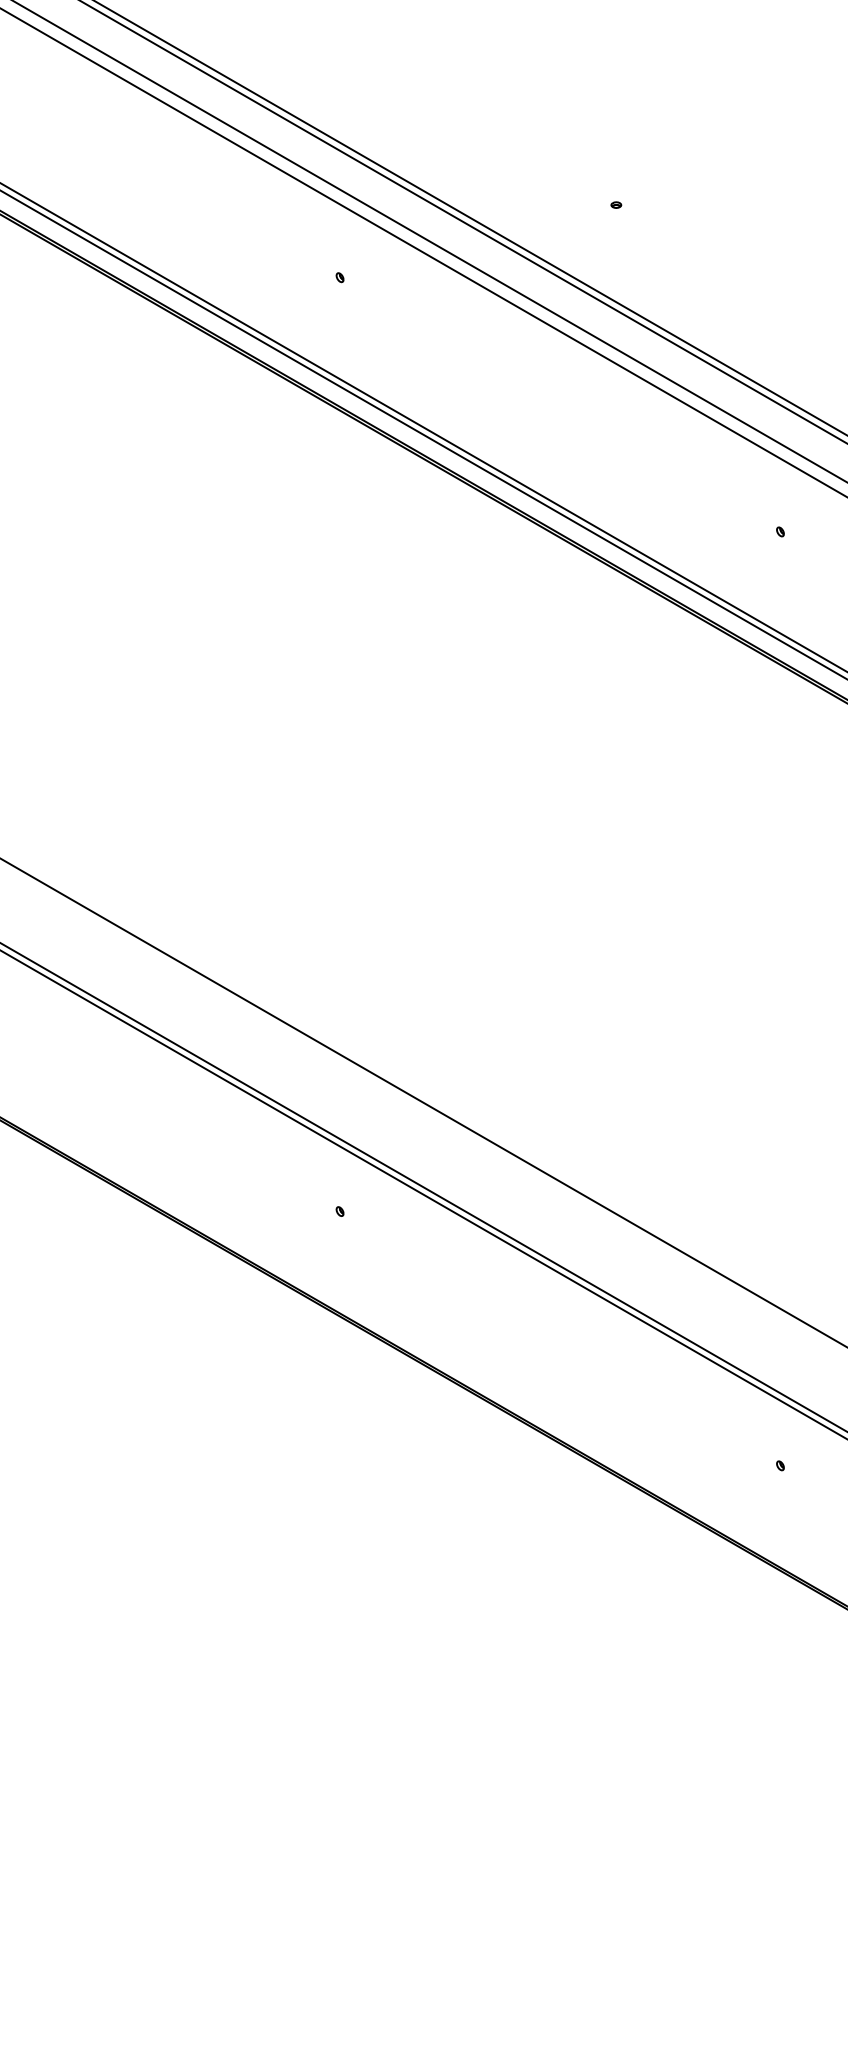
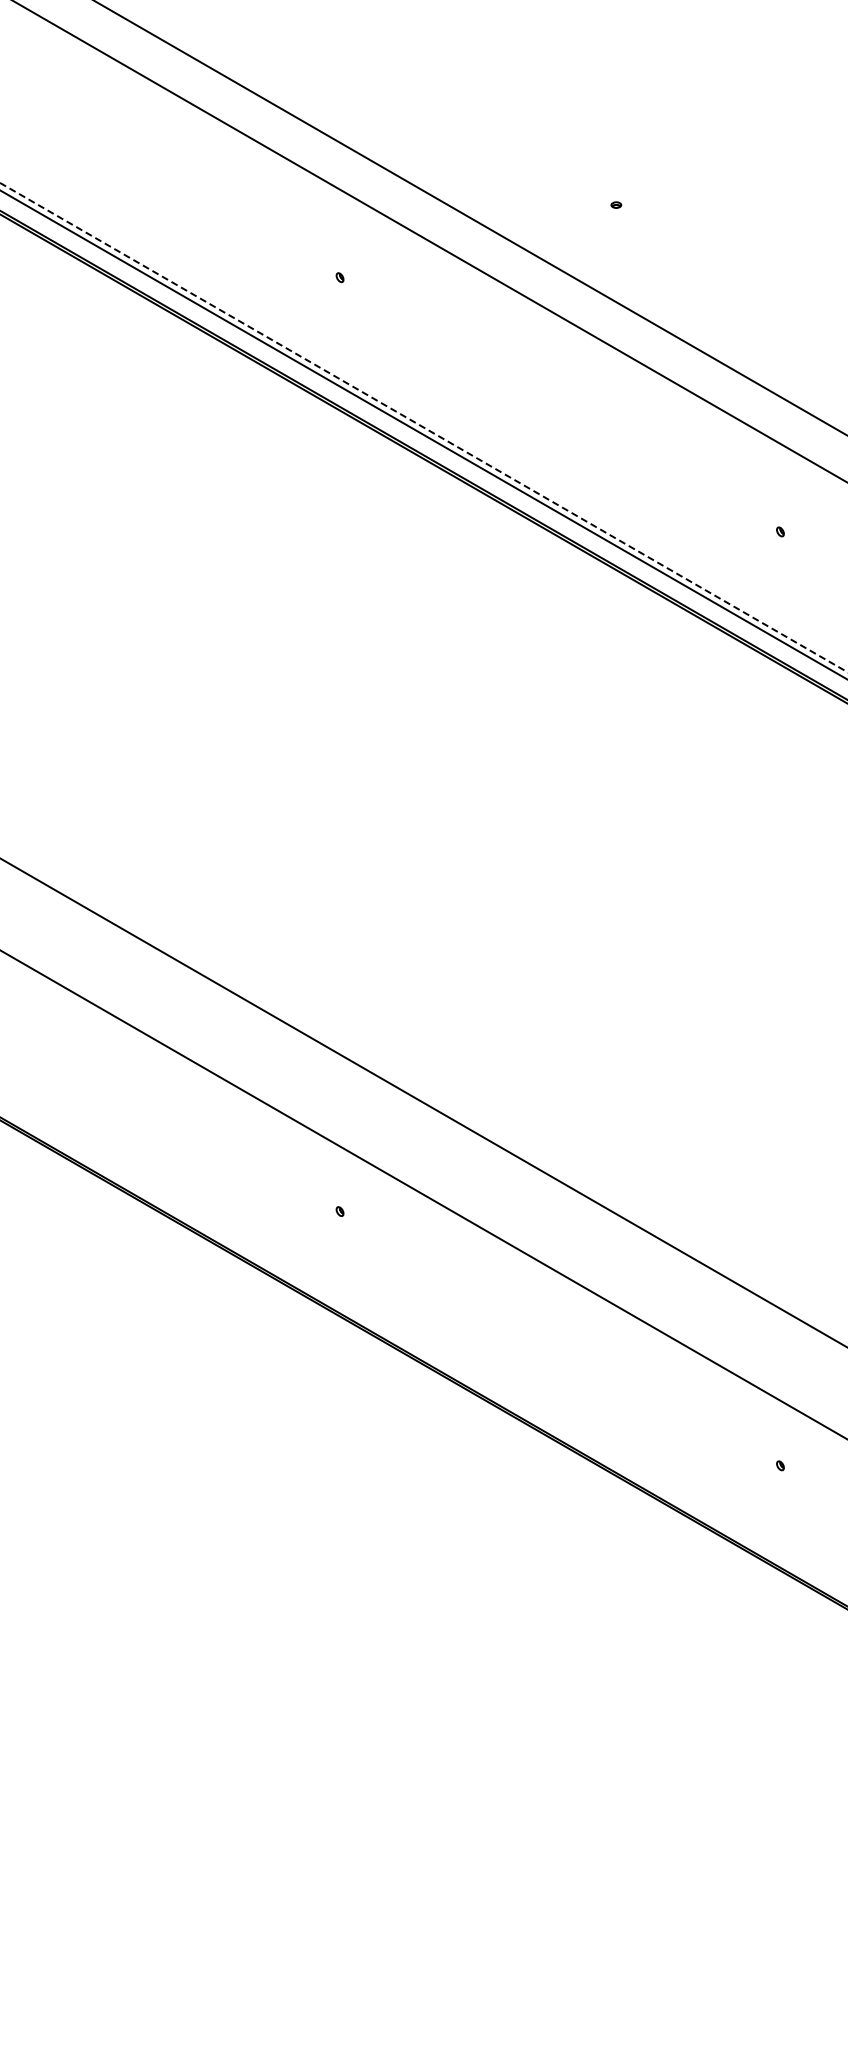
line: present -> none (463, 222)
line: present -> none (423, 252)
line: solid -> dashed (423, 427)
line: present -> none (423, 1187)
